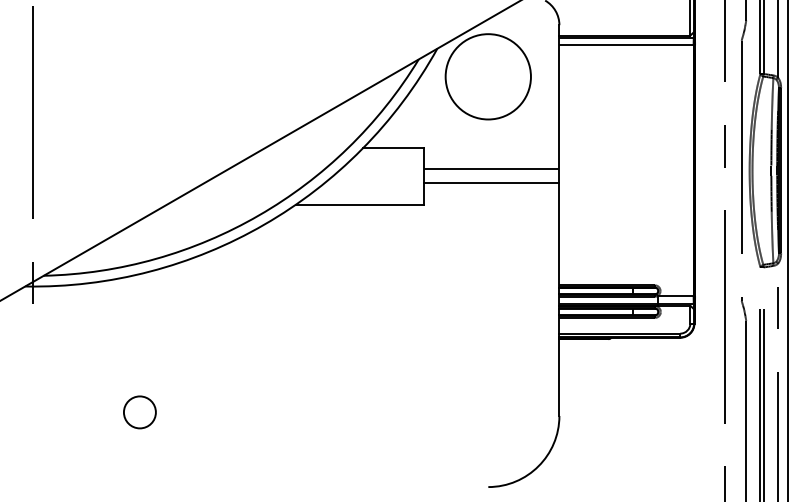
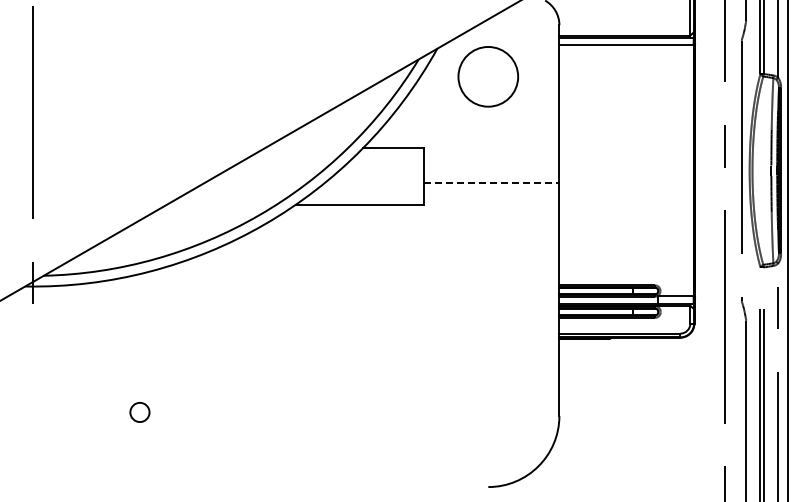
circle diameter: 85 px -> 60 px (488, 76)
line: present -> none (491, 169)
line: solid -> dashed (491, 183)
circle size: 34x35 px -> 22x21 px (139, 412)
